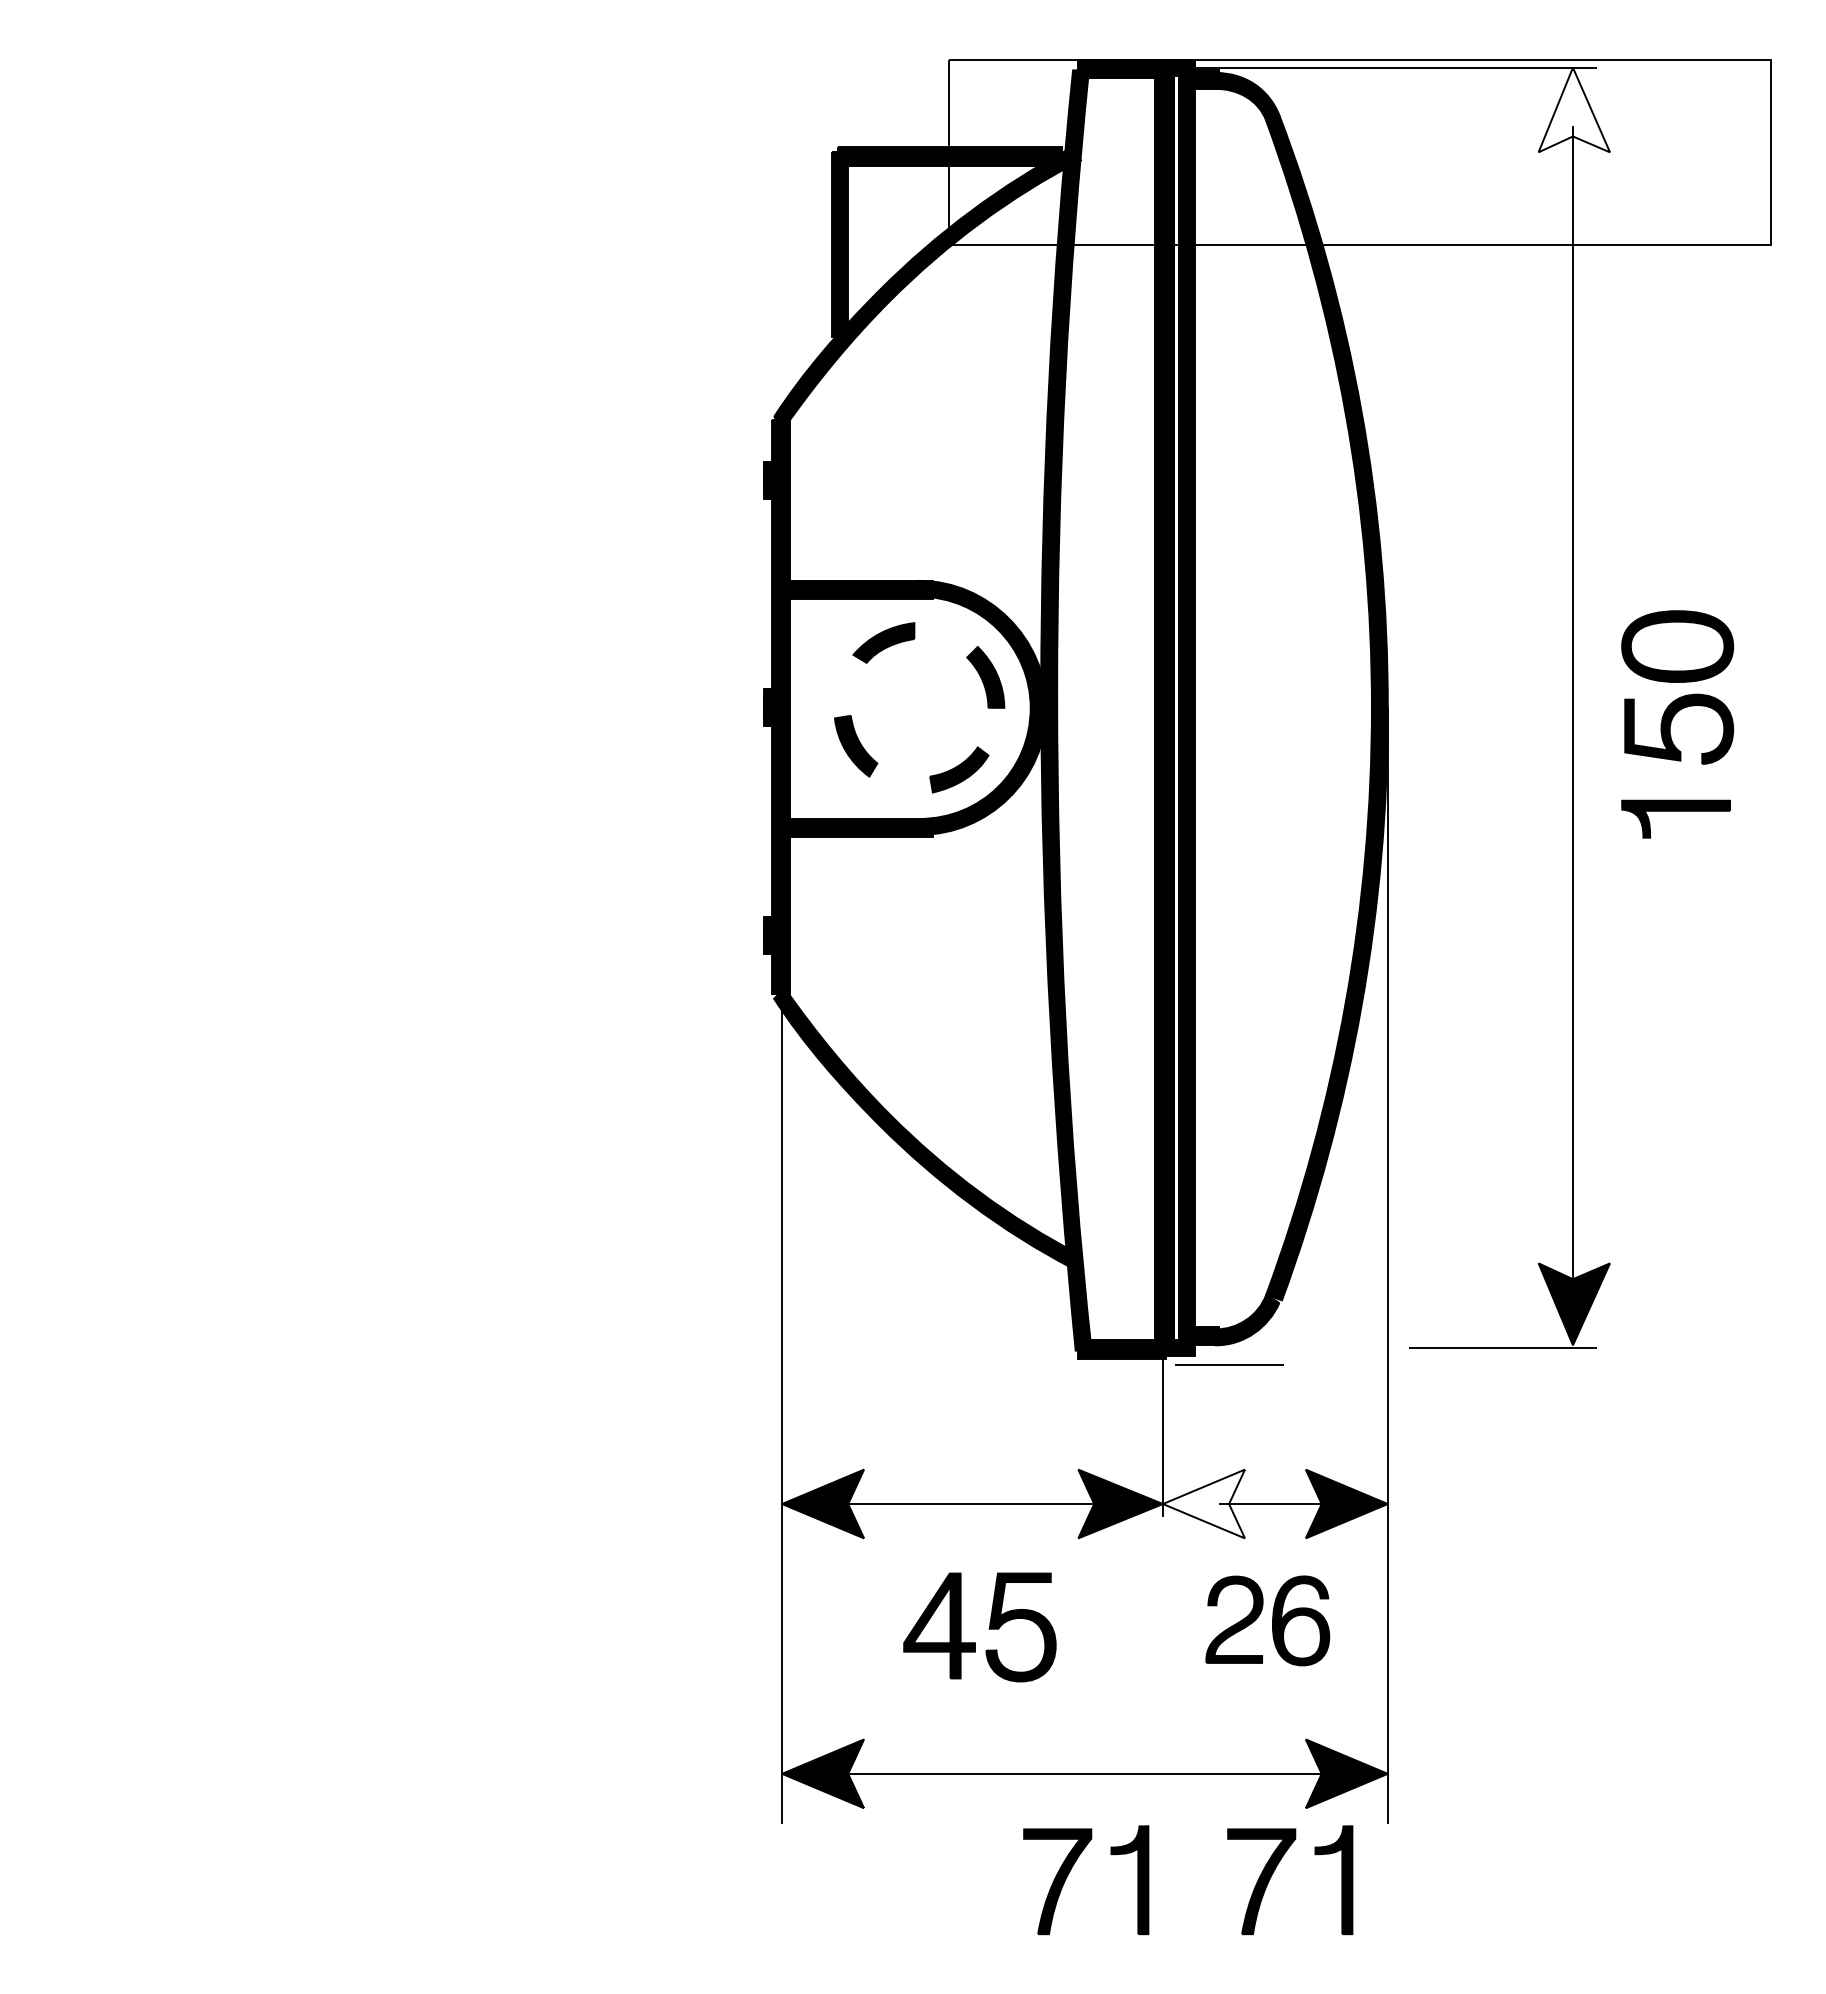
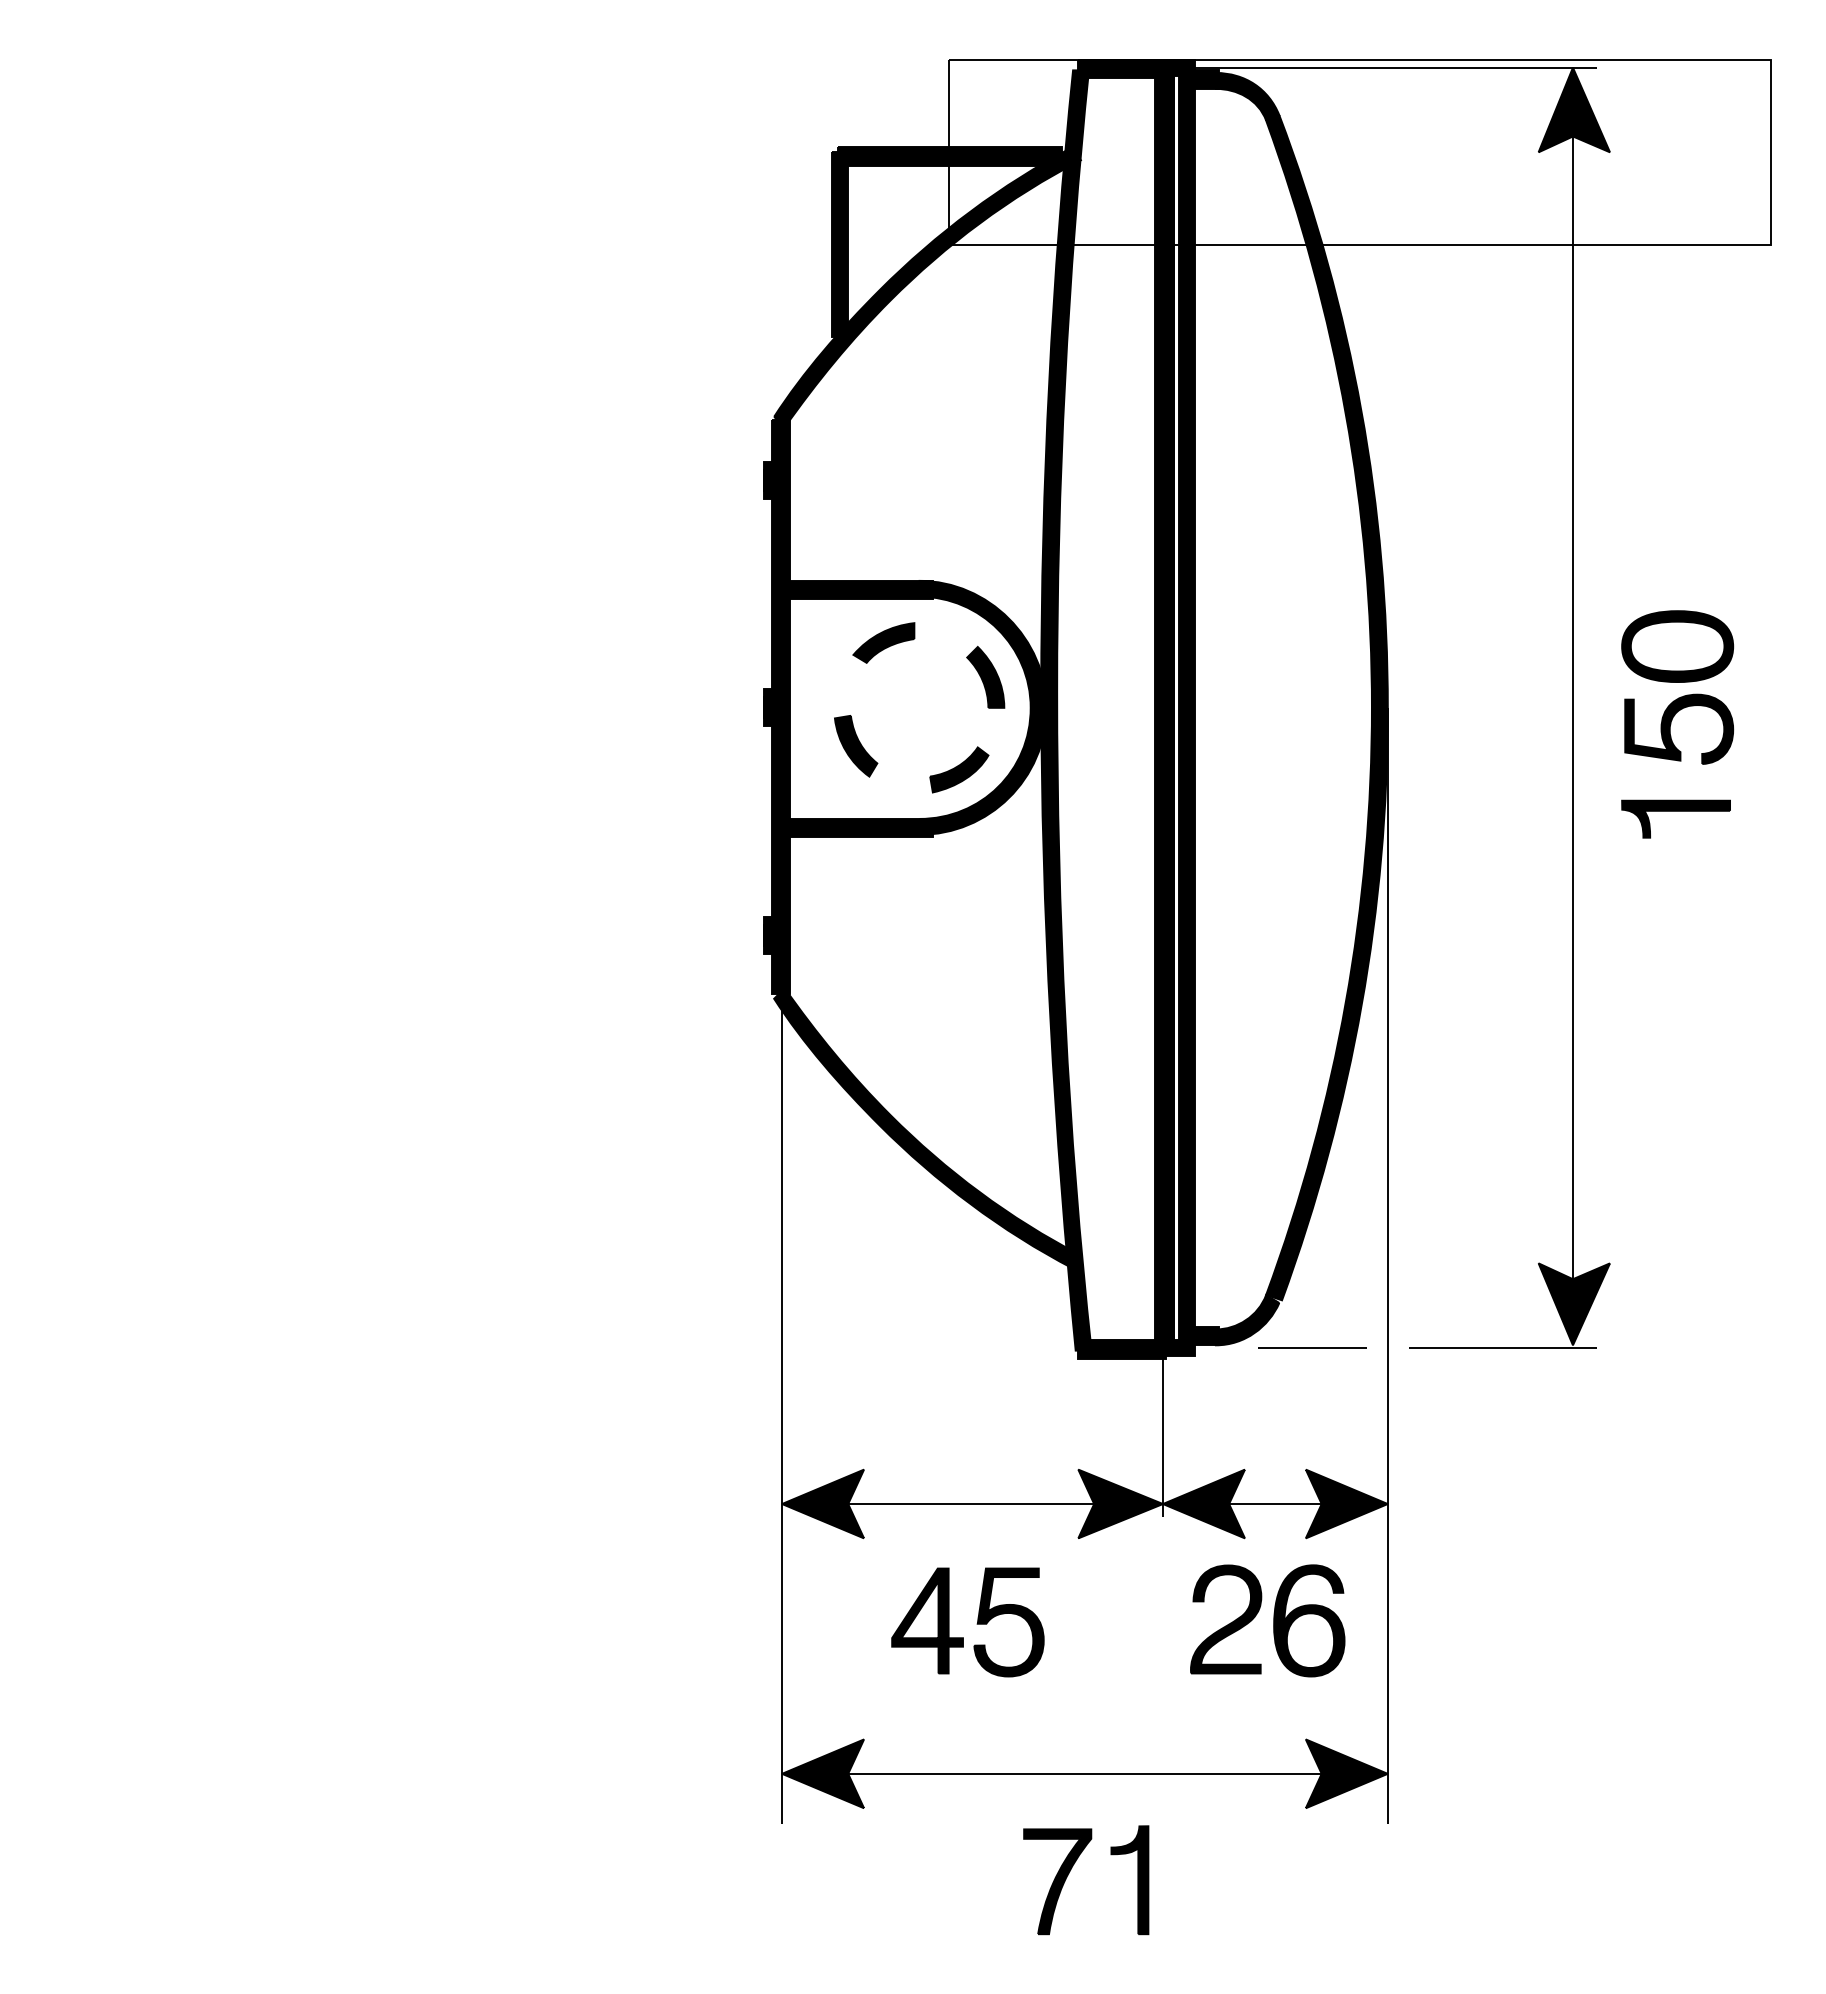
fill: none -> present (1574, 109)
line position: (1229, 1364) -> (1312, 1347) (1312, 1347)
fill: none -> present (1203, 1503)
part size: 126x92 px -> 156x114 px (1267, 1620)
part position: (988, 1628) -> (976, 1623) (976, 1623)
part: present -> none (1274, 1871)
